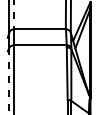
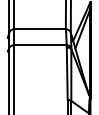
line: dashed -> solid (14, 15)
line: dashed -> solid (9, 81)
